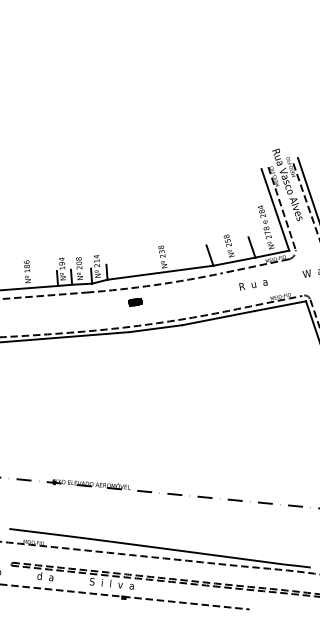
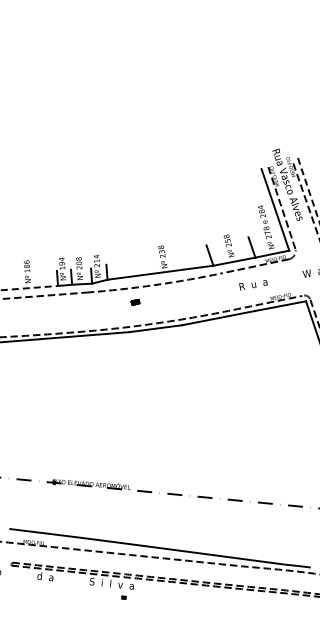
line: solid -> dashed (309, 191)
line: solid -> dashed (29, 288)
part size: 15x9 px -> 11x7 px (135, 302)
line: present -> none (125, 596)
